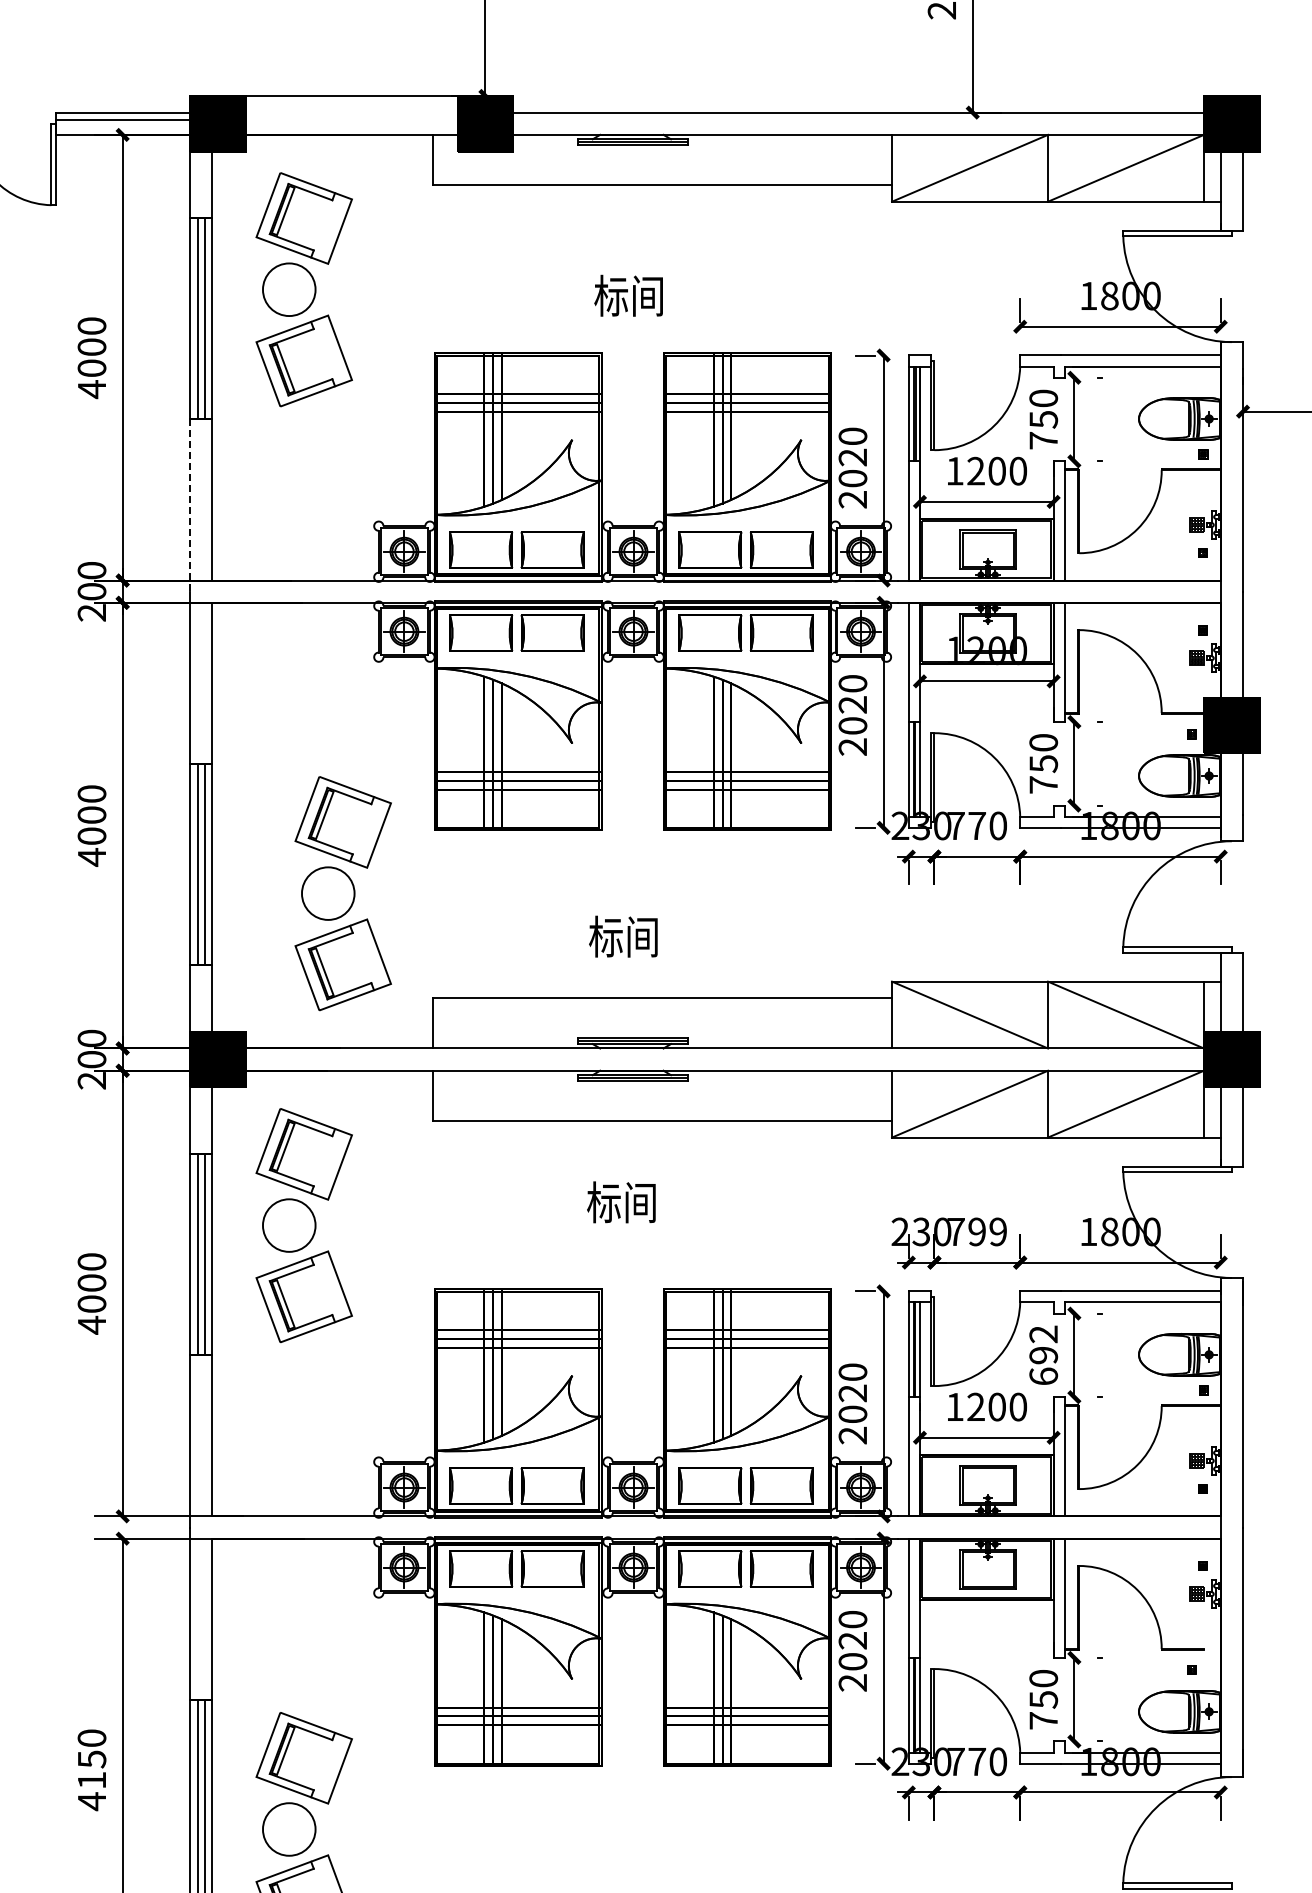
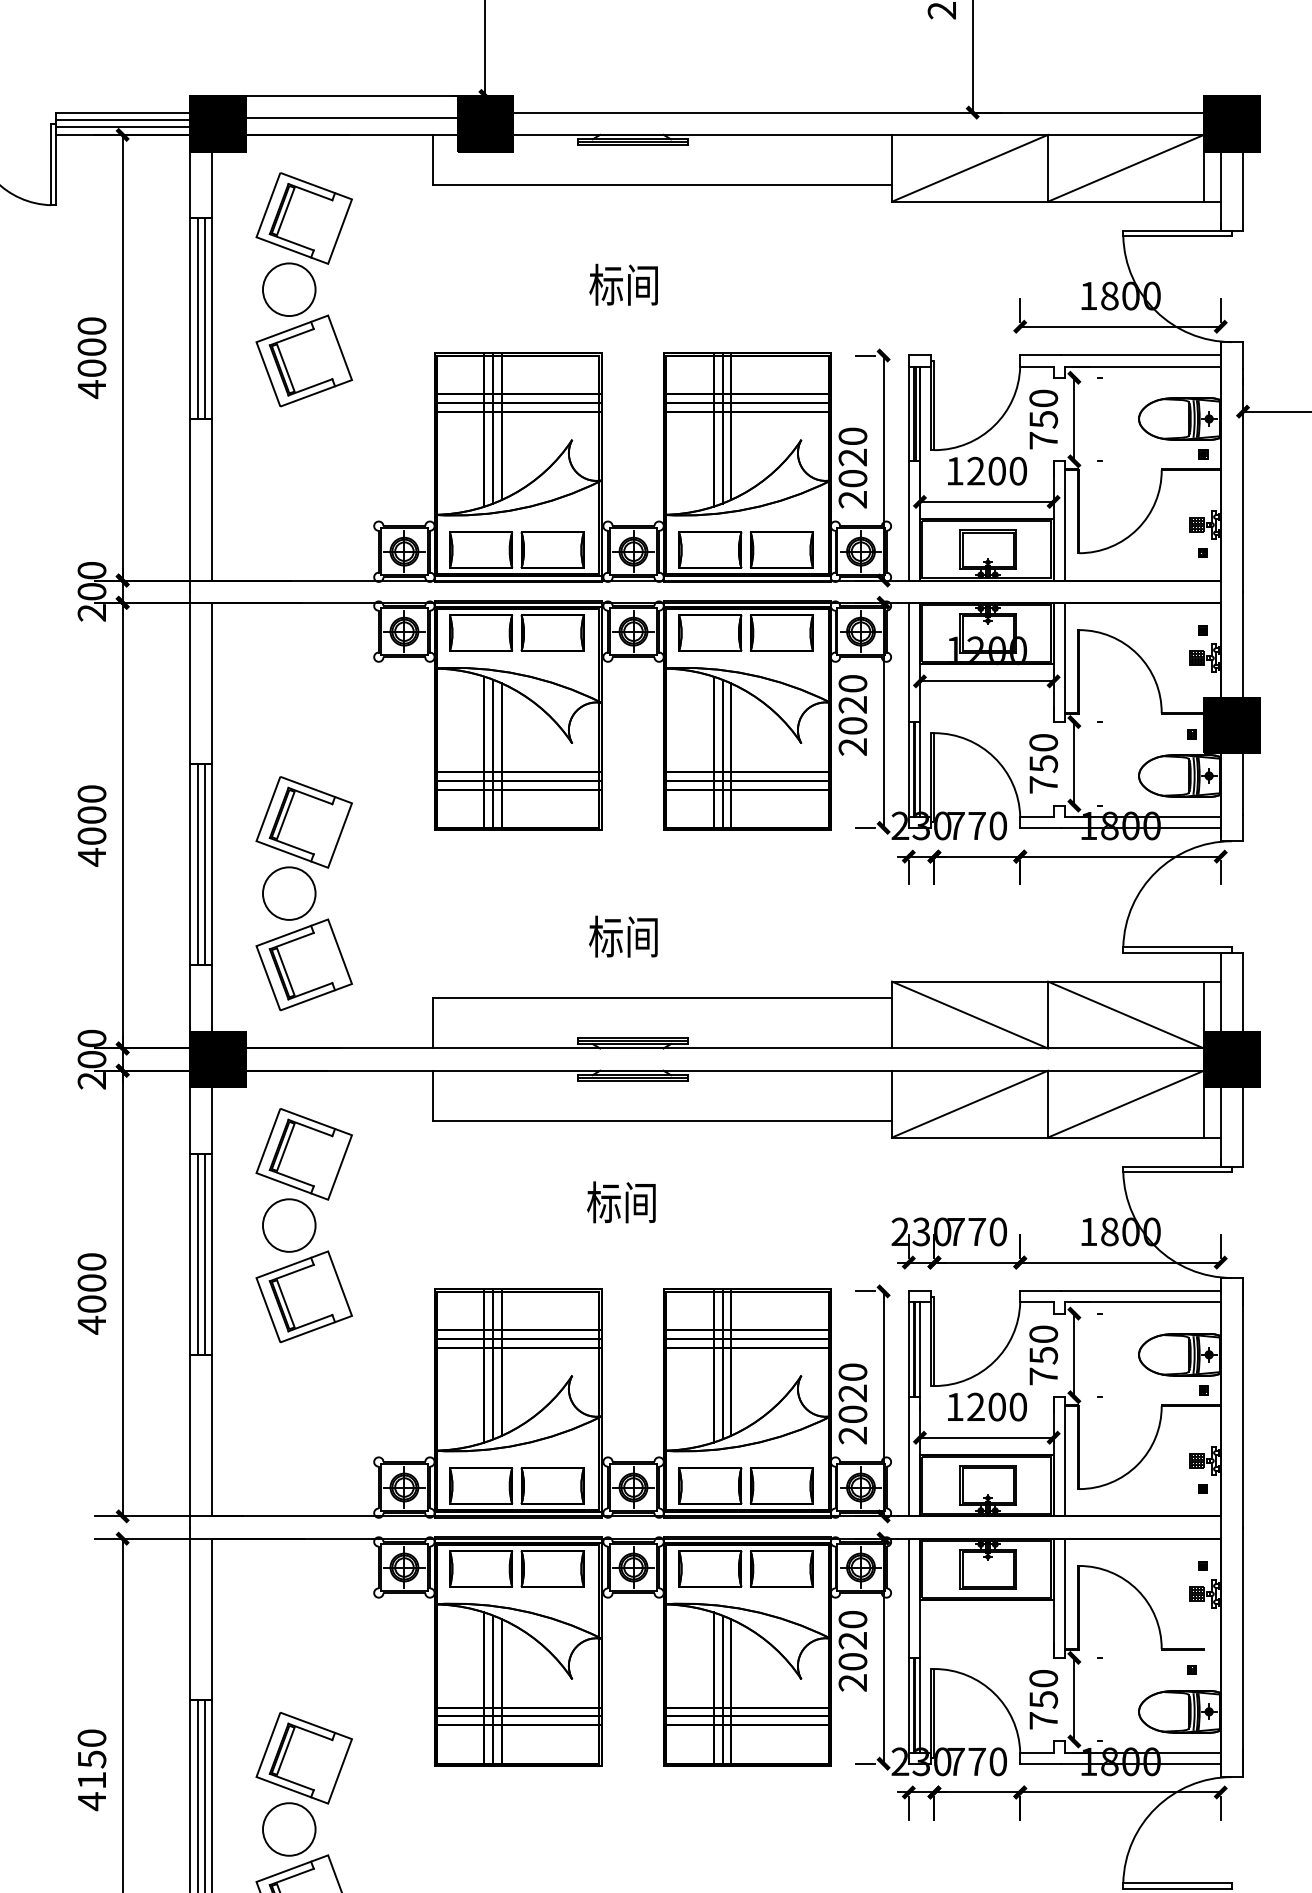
line: none -> present (351, 118)
line: none -> present (122, 127)
text position: (628, 295) -> (623, 284) (623, 284)
line: dashed -> solid (190, 505)
part position: (342, 893) -> (303, 893) (303, 893)
text: 799 -> 770 (987, 1231)
text: 692 -> 750 (1043, 1355)
